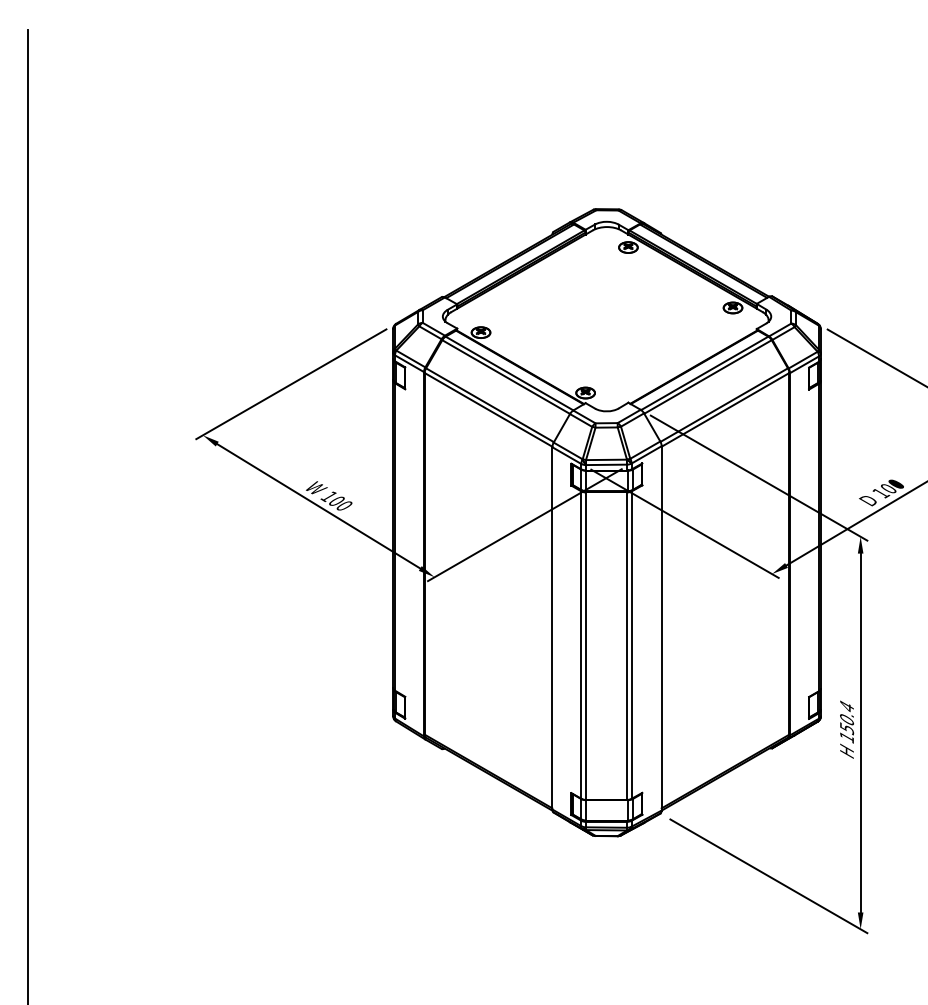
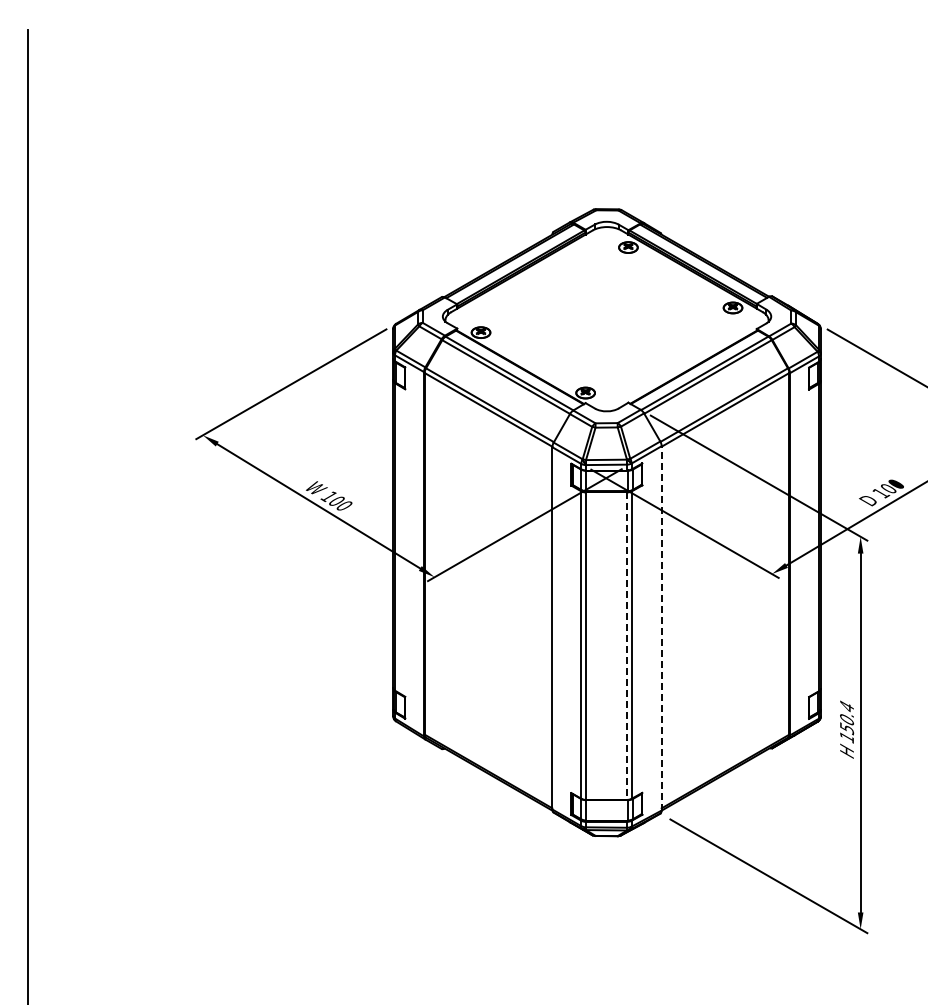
line: solid -> dashed (661, 627)
line: solid -> dashed (626, 646)
